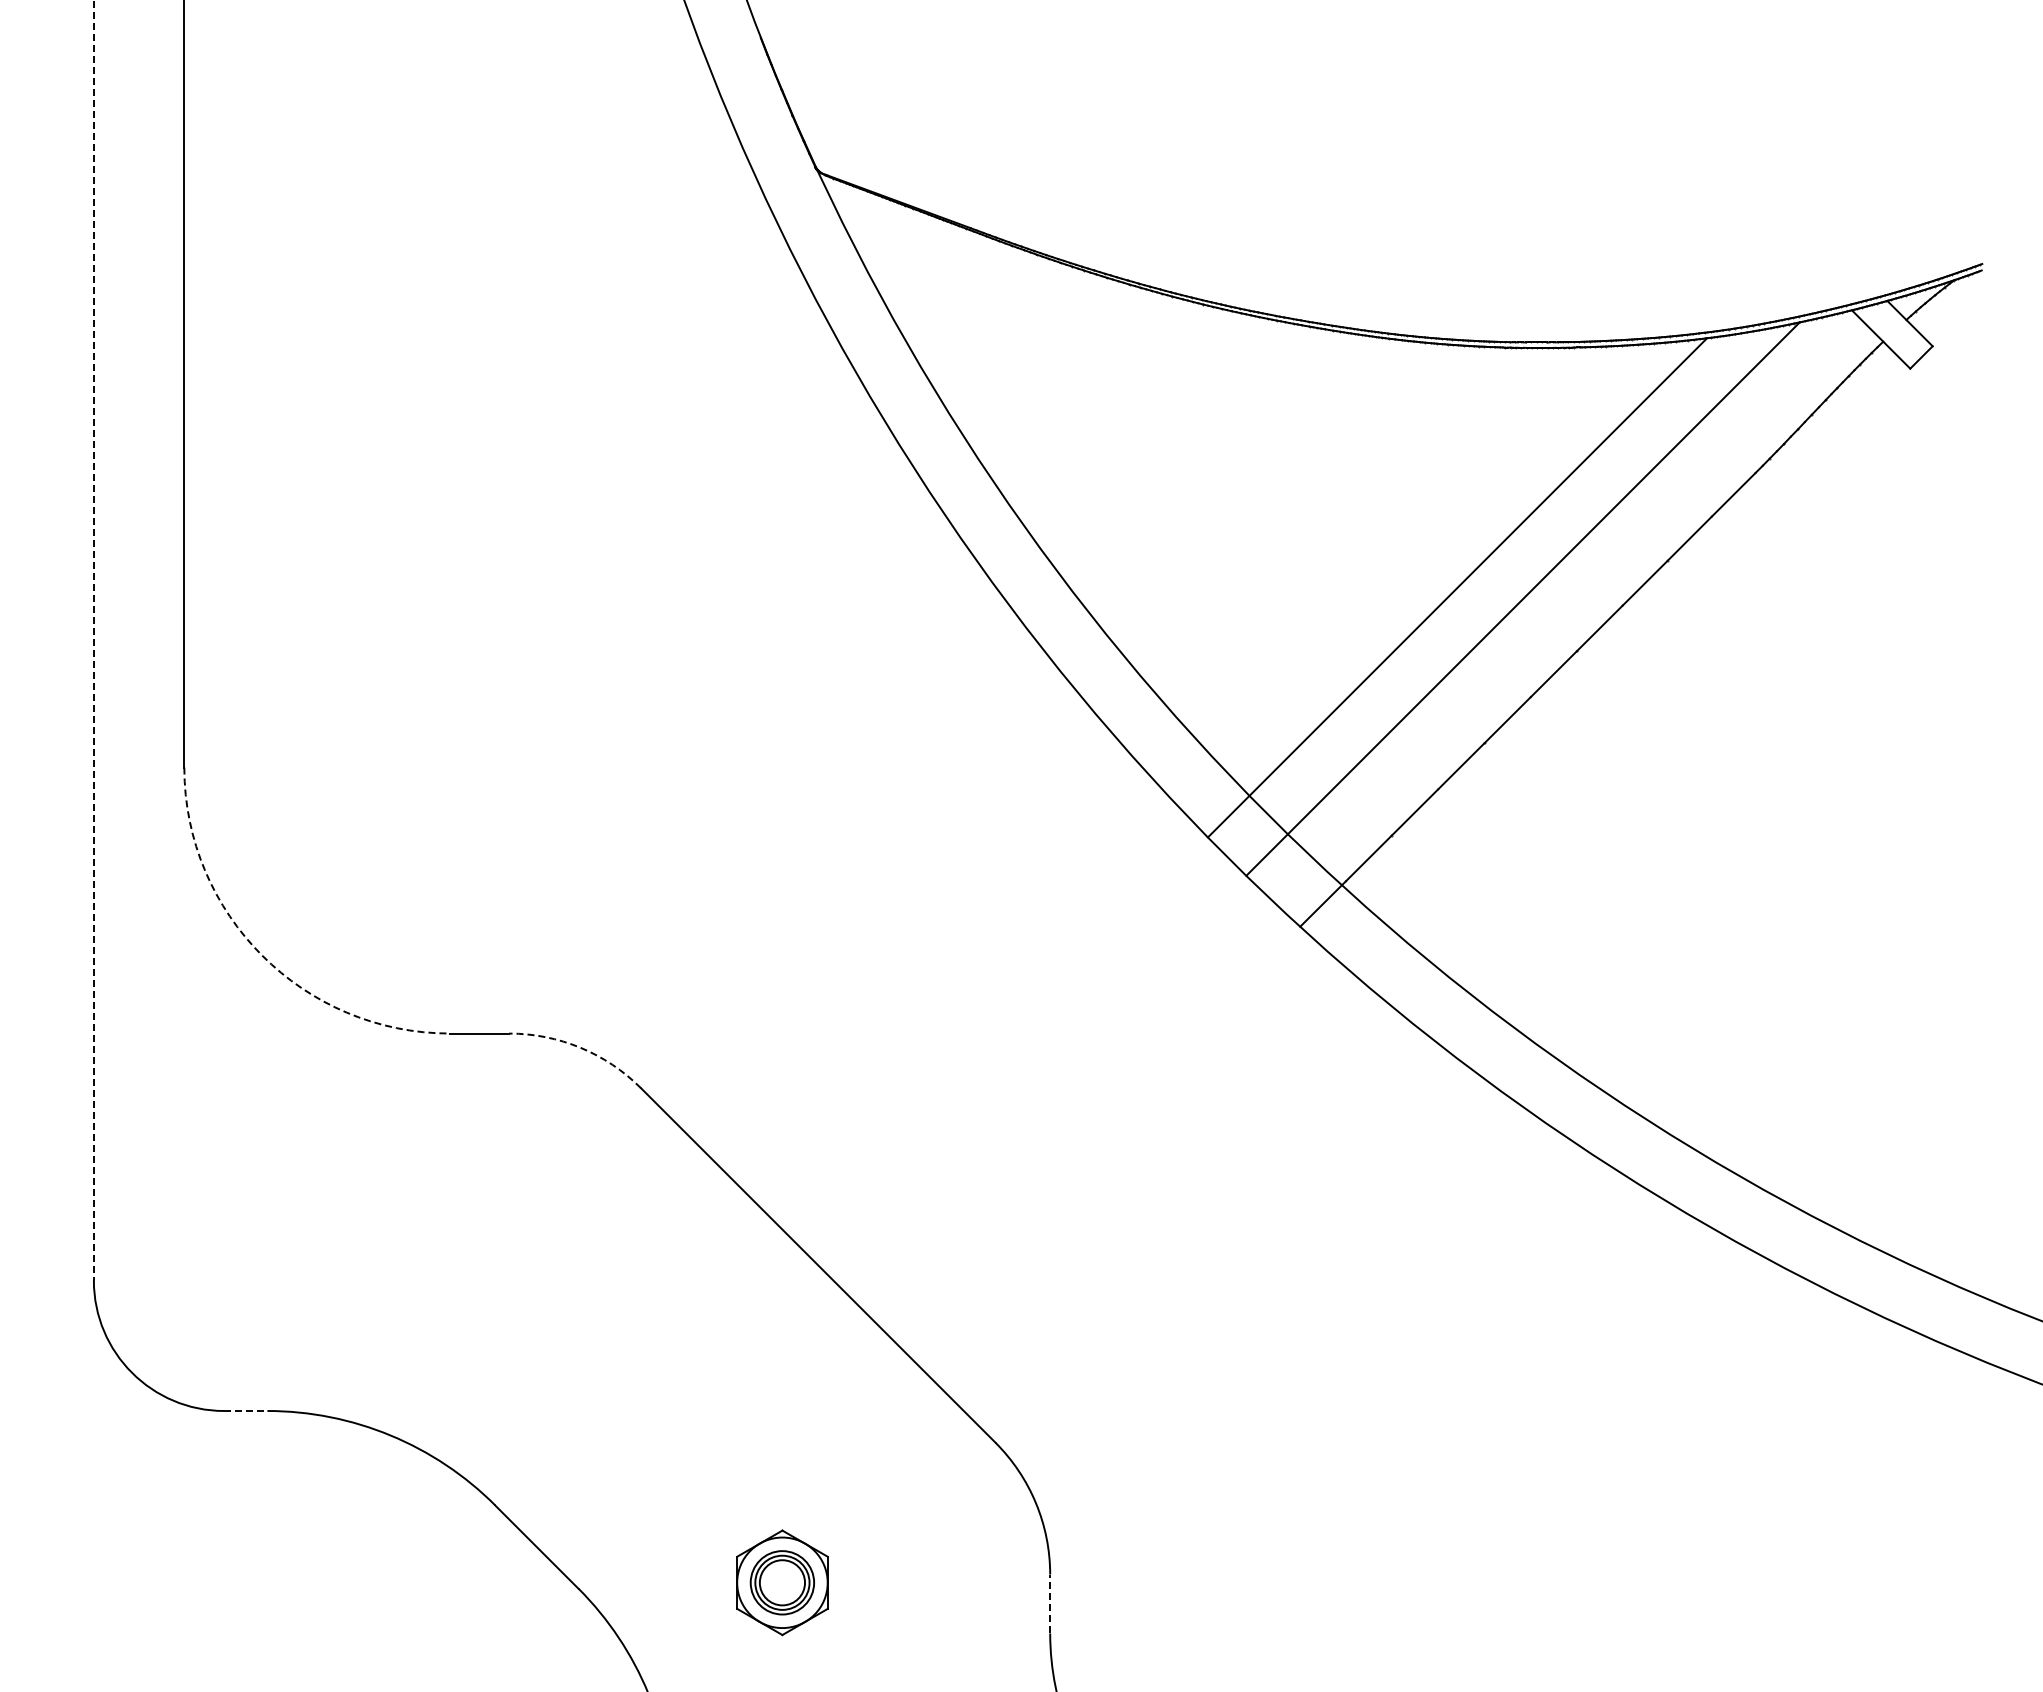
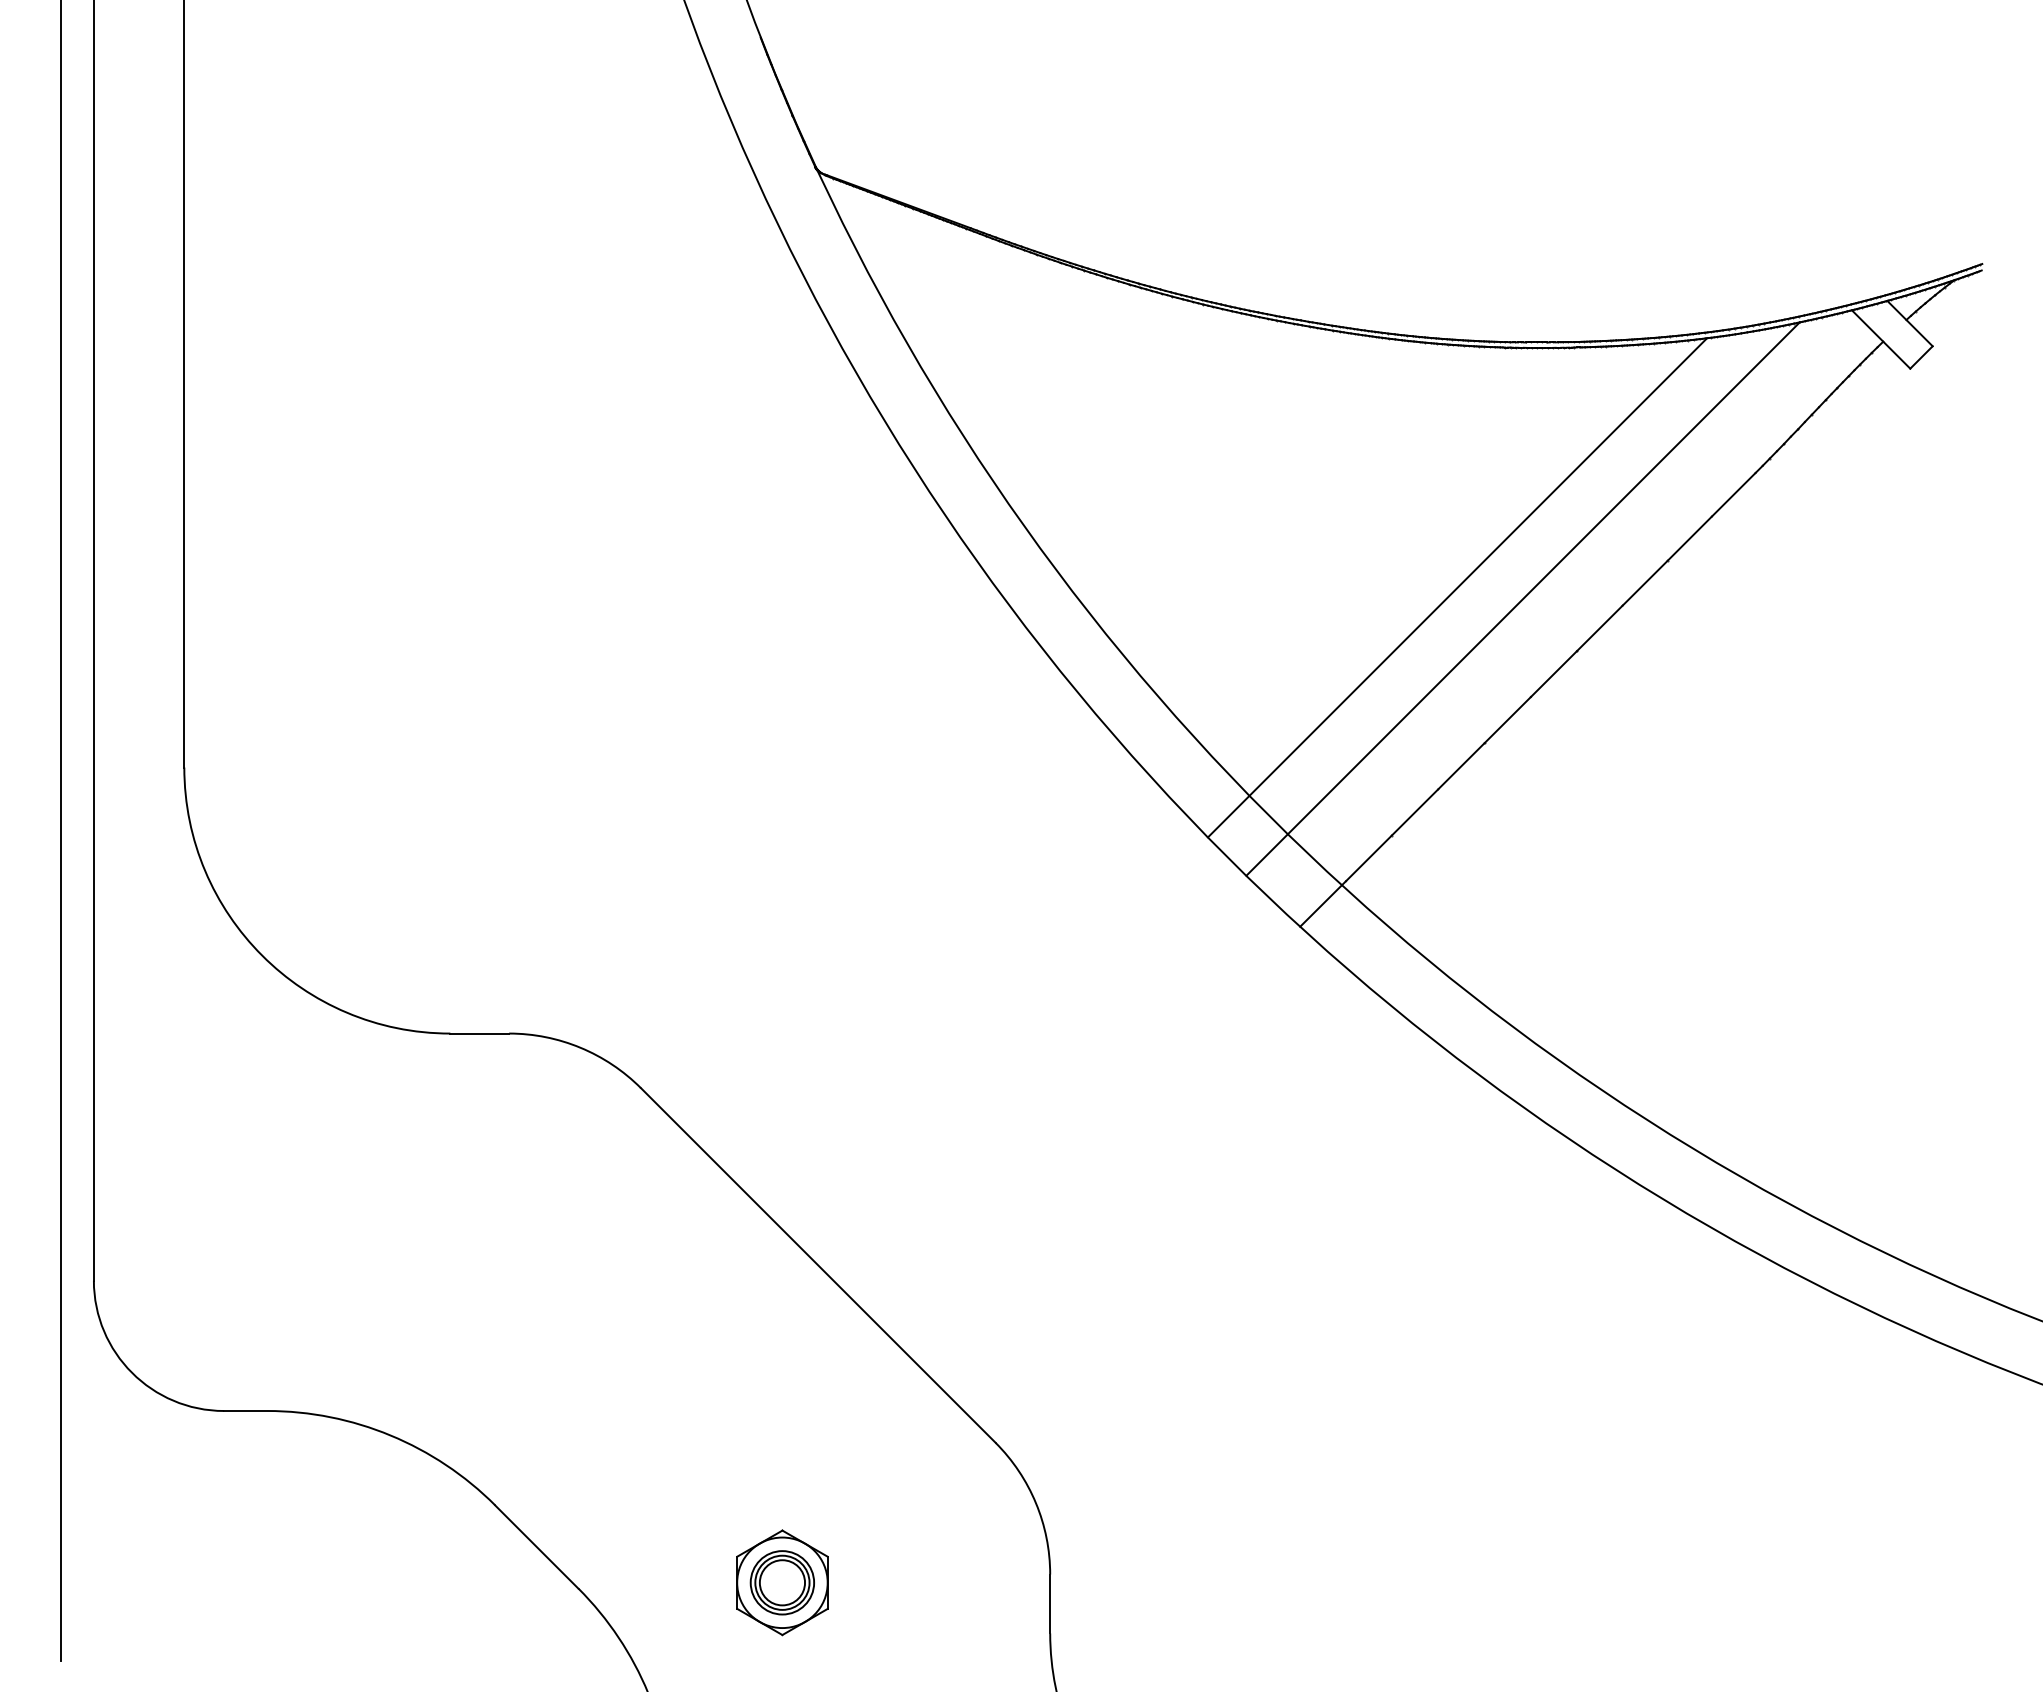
line: dashed -> solid (93, 640)
line: none -> present (61, 831)
arc: dashed -> solid (262, 955)
arc: dashed -> solid (580, 1047)
line: dashed -> solid (245, 1410)
line: dashed -> solid (1050, 1603)
